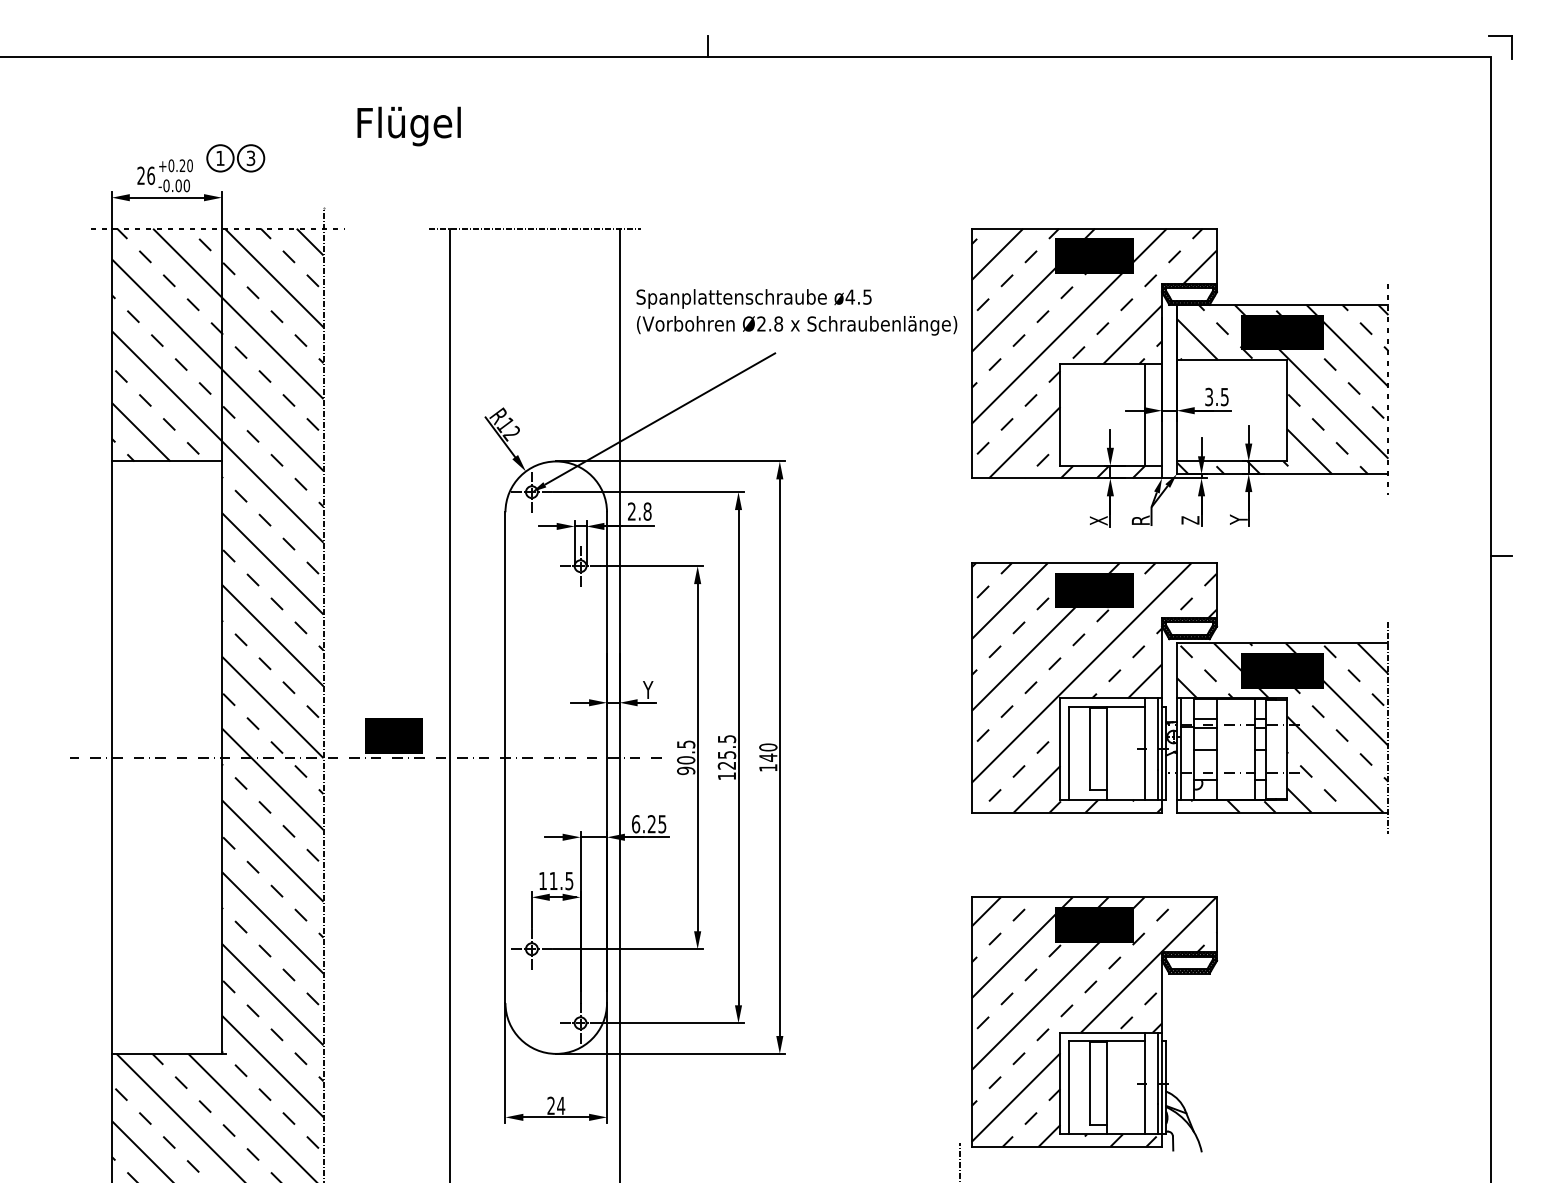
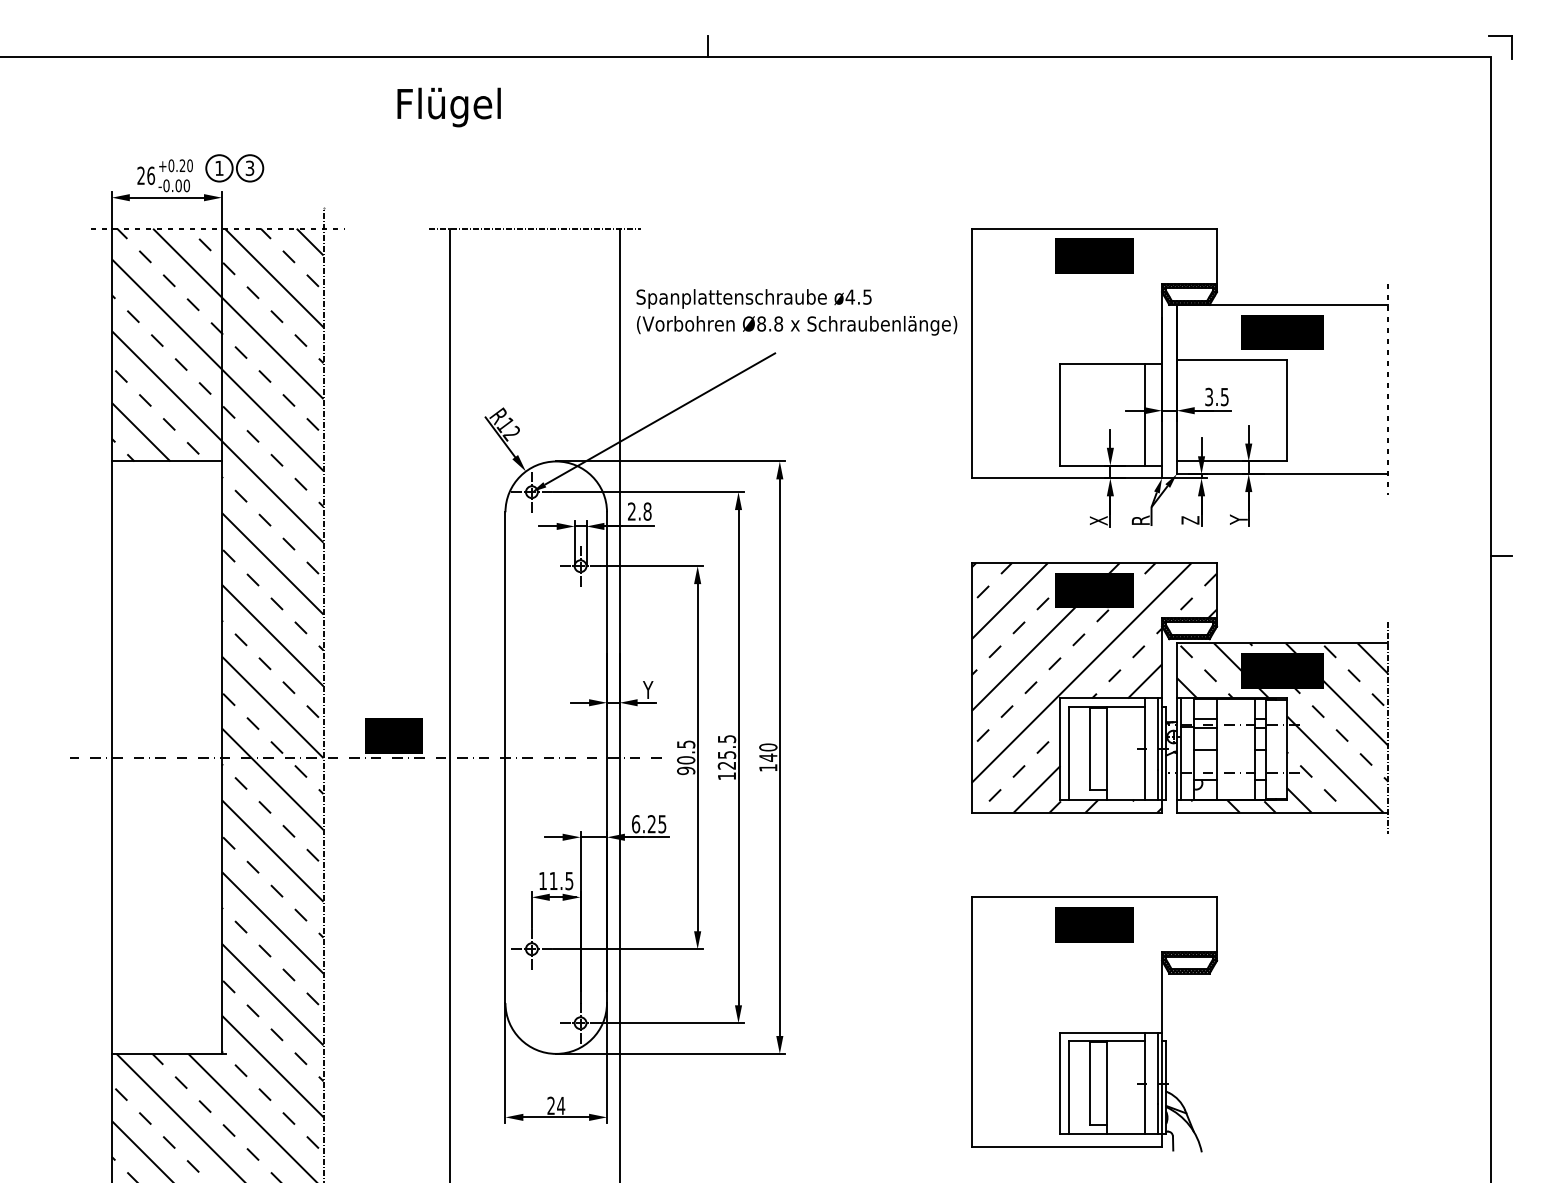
text position: (408, 126) -> (448, 107) (448, 107)
part position: (235, 158) -> (234, 168) (234, 168)
text: Ø2.8 -> Ø8.8 (761, 323)
hatch: present -> none (1094, 353)
hatch: present -> none (1282, 389)
hatch: present -> none (1094, 1021)
line: present -> none (959, 1161)
